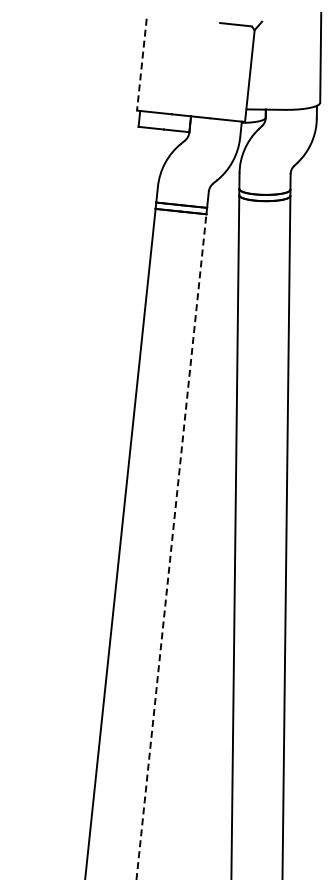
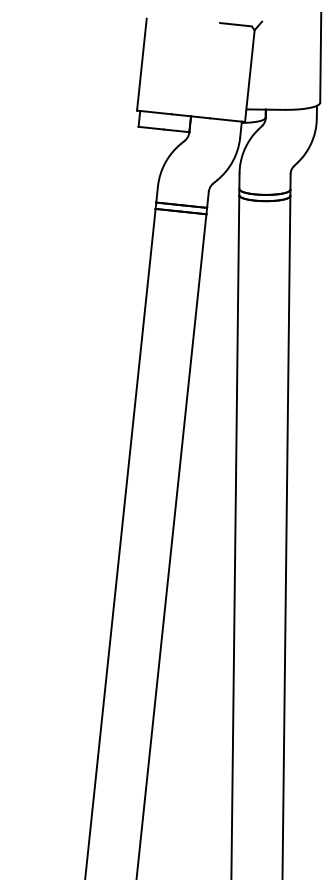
line: dashed -> solid (141, 65)
line: dashed -> solid (171, 546)
